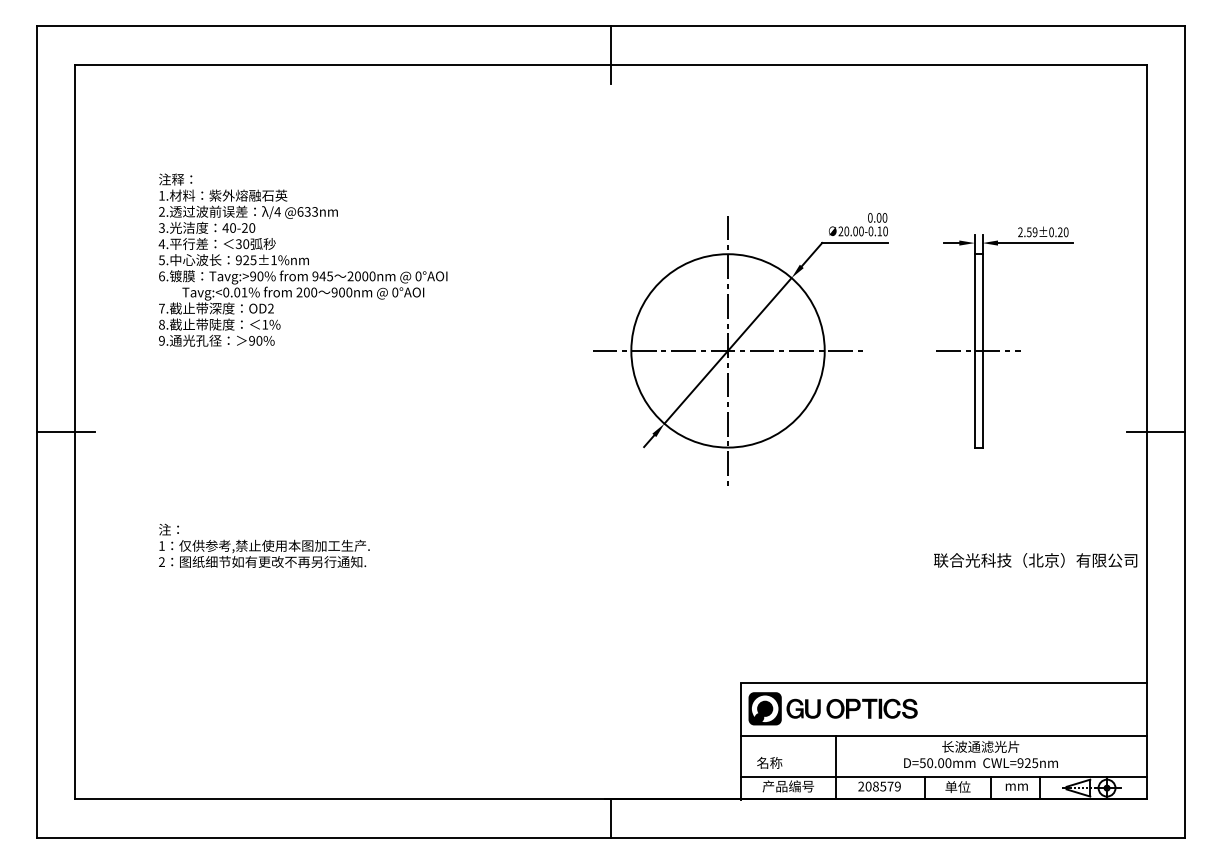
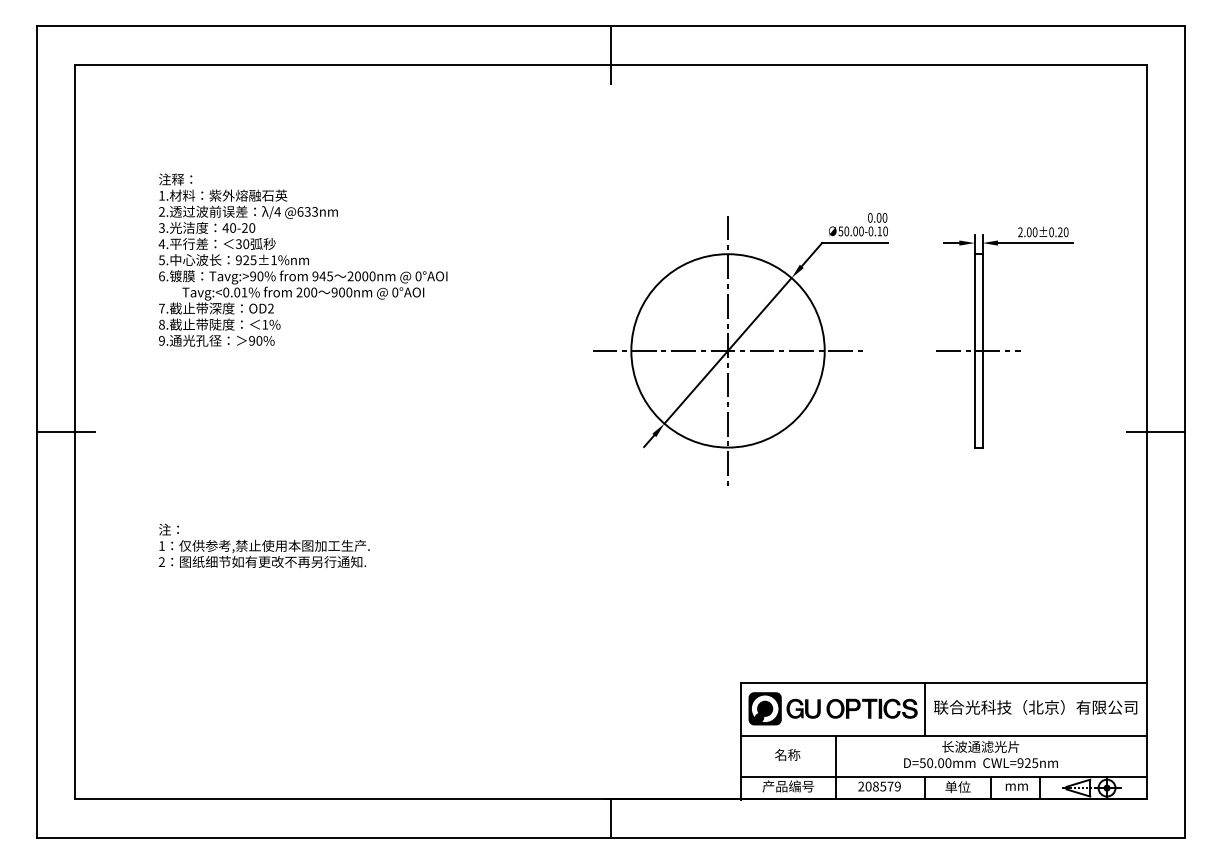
text: 20.00 -> 50.00 (840, 231)
text: 2.59±0.20 -> 2.00±0.20 (1032, 232)
text position: (1035, 560) -> (1035, 707) (1035, 707)
line: none -> present (924, 709)
text position: (769, 762) -> (787, 754) (787, 754)
